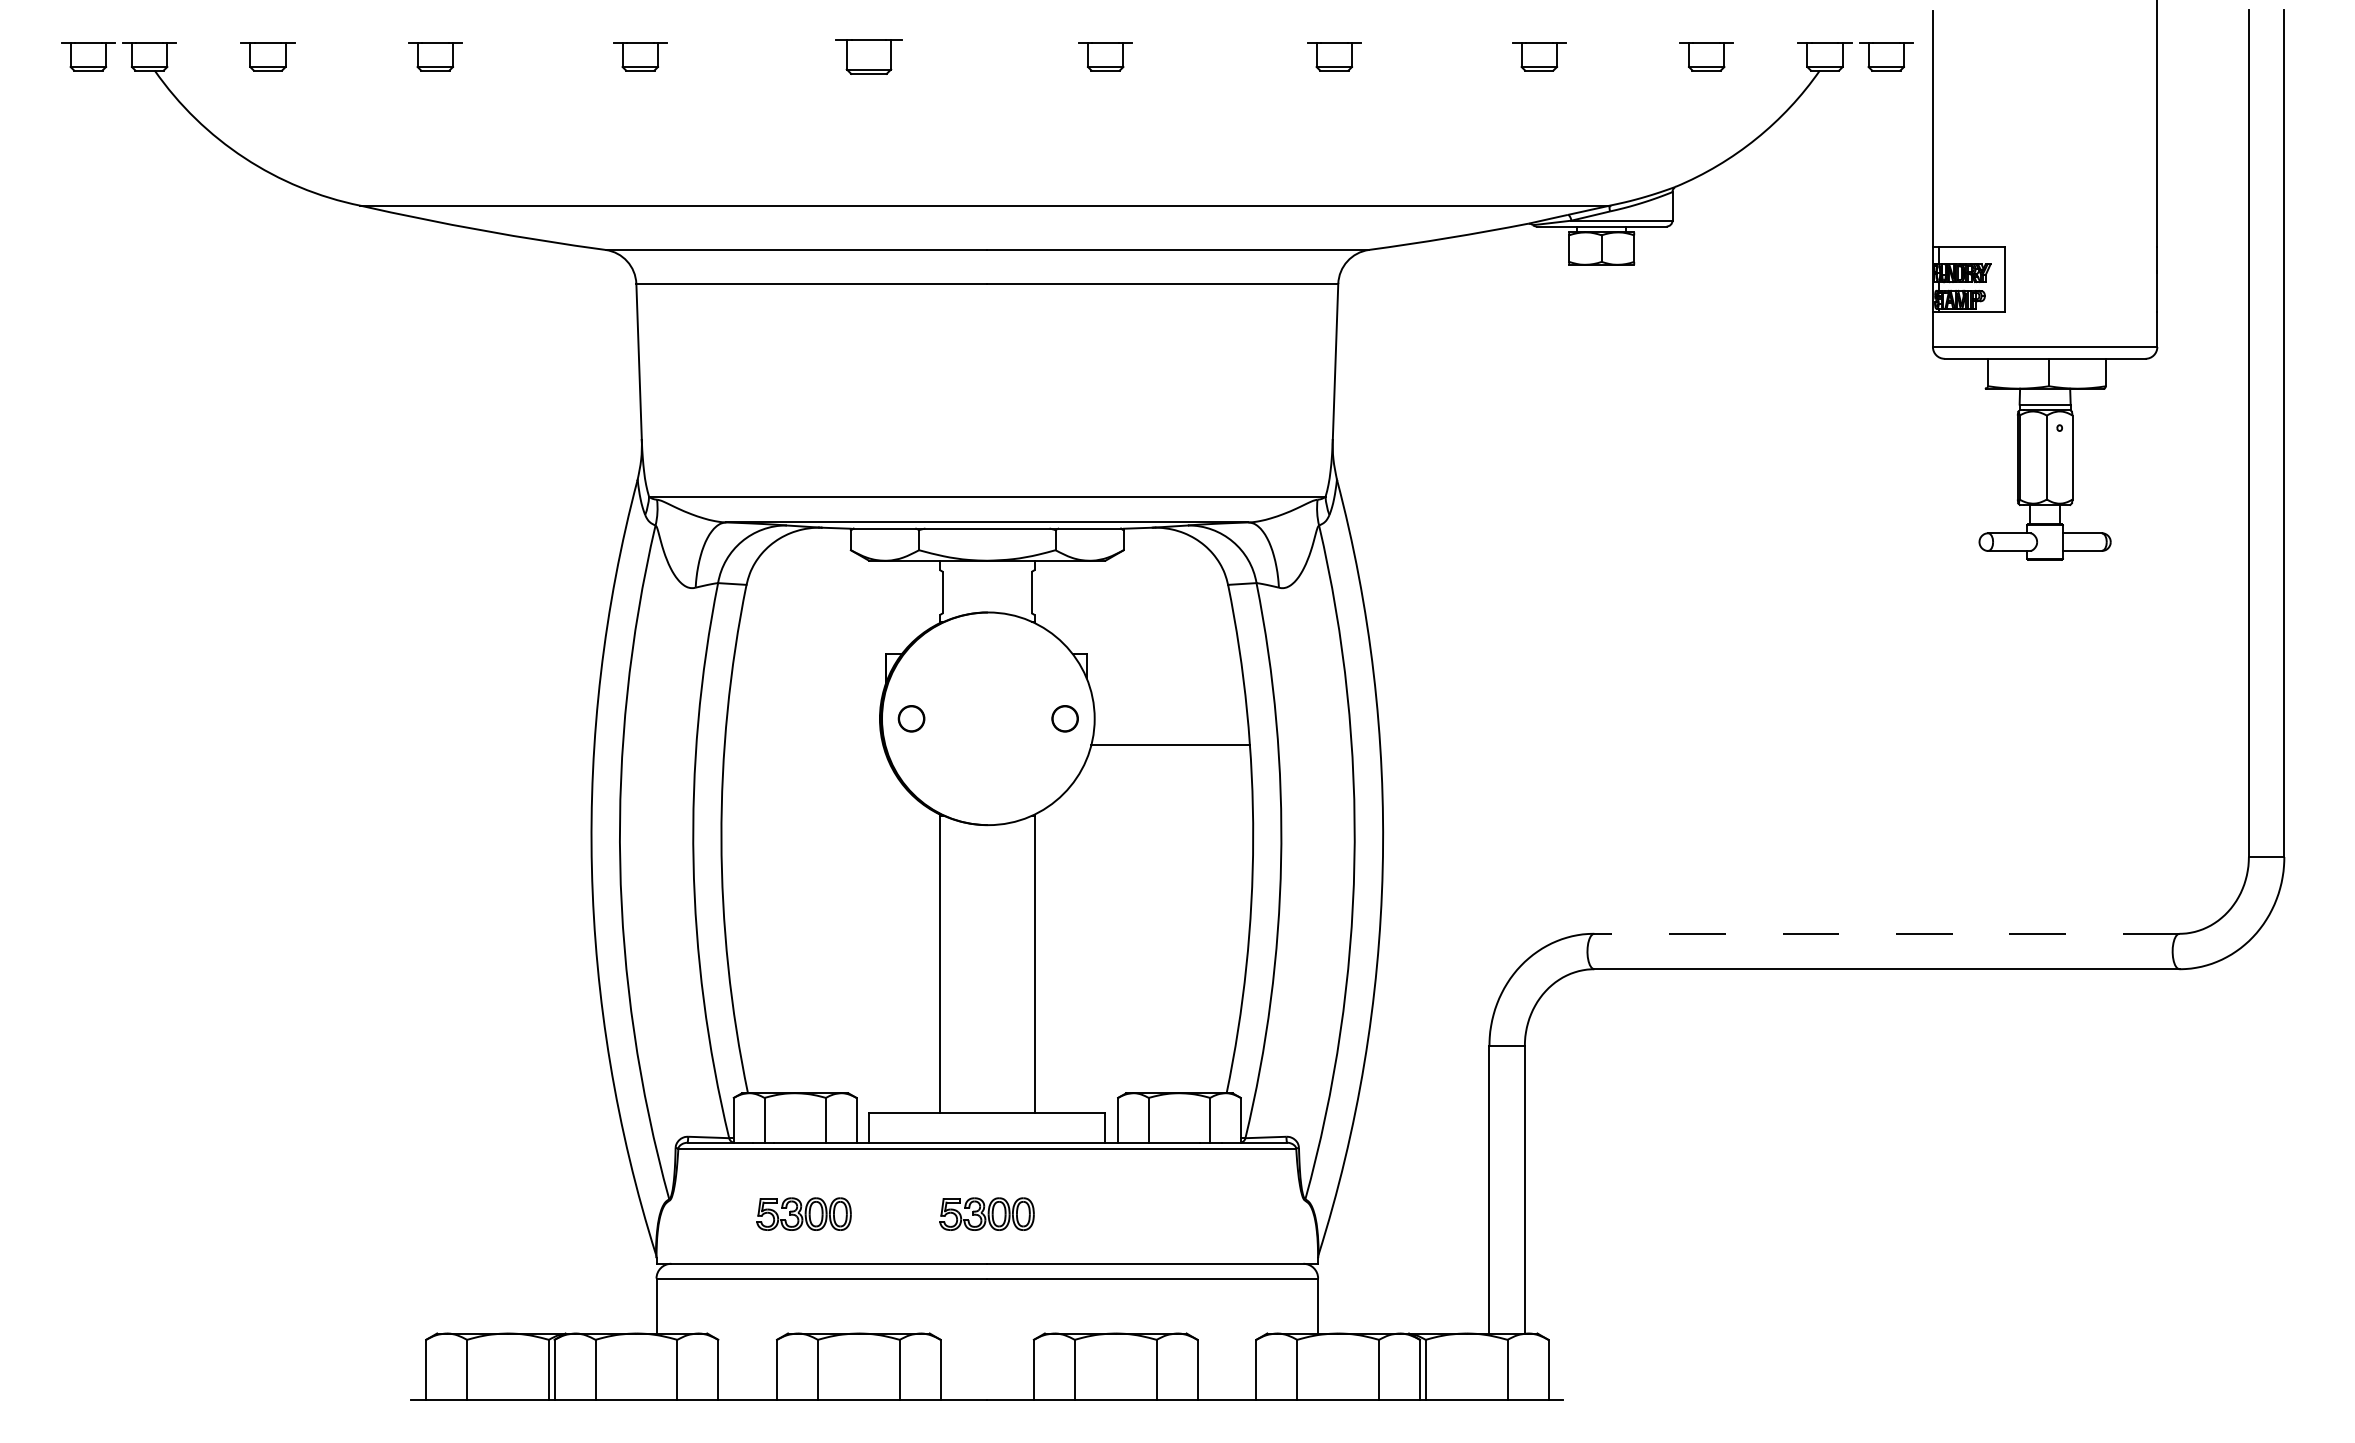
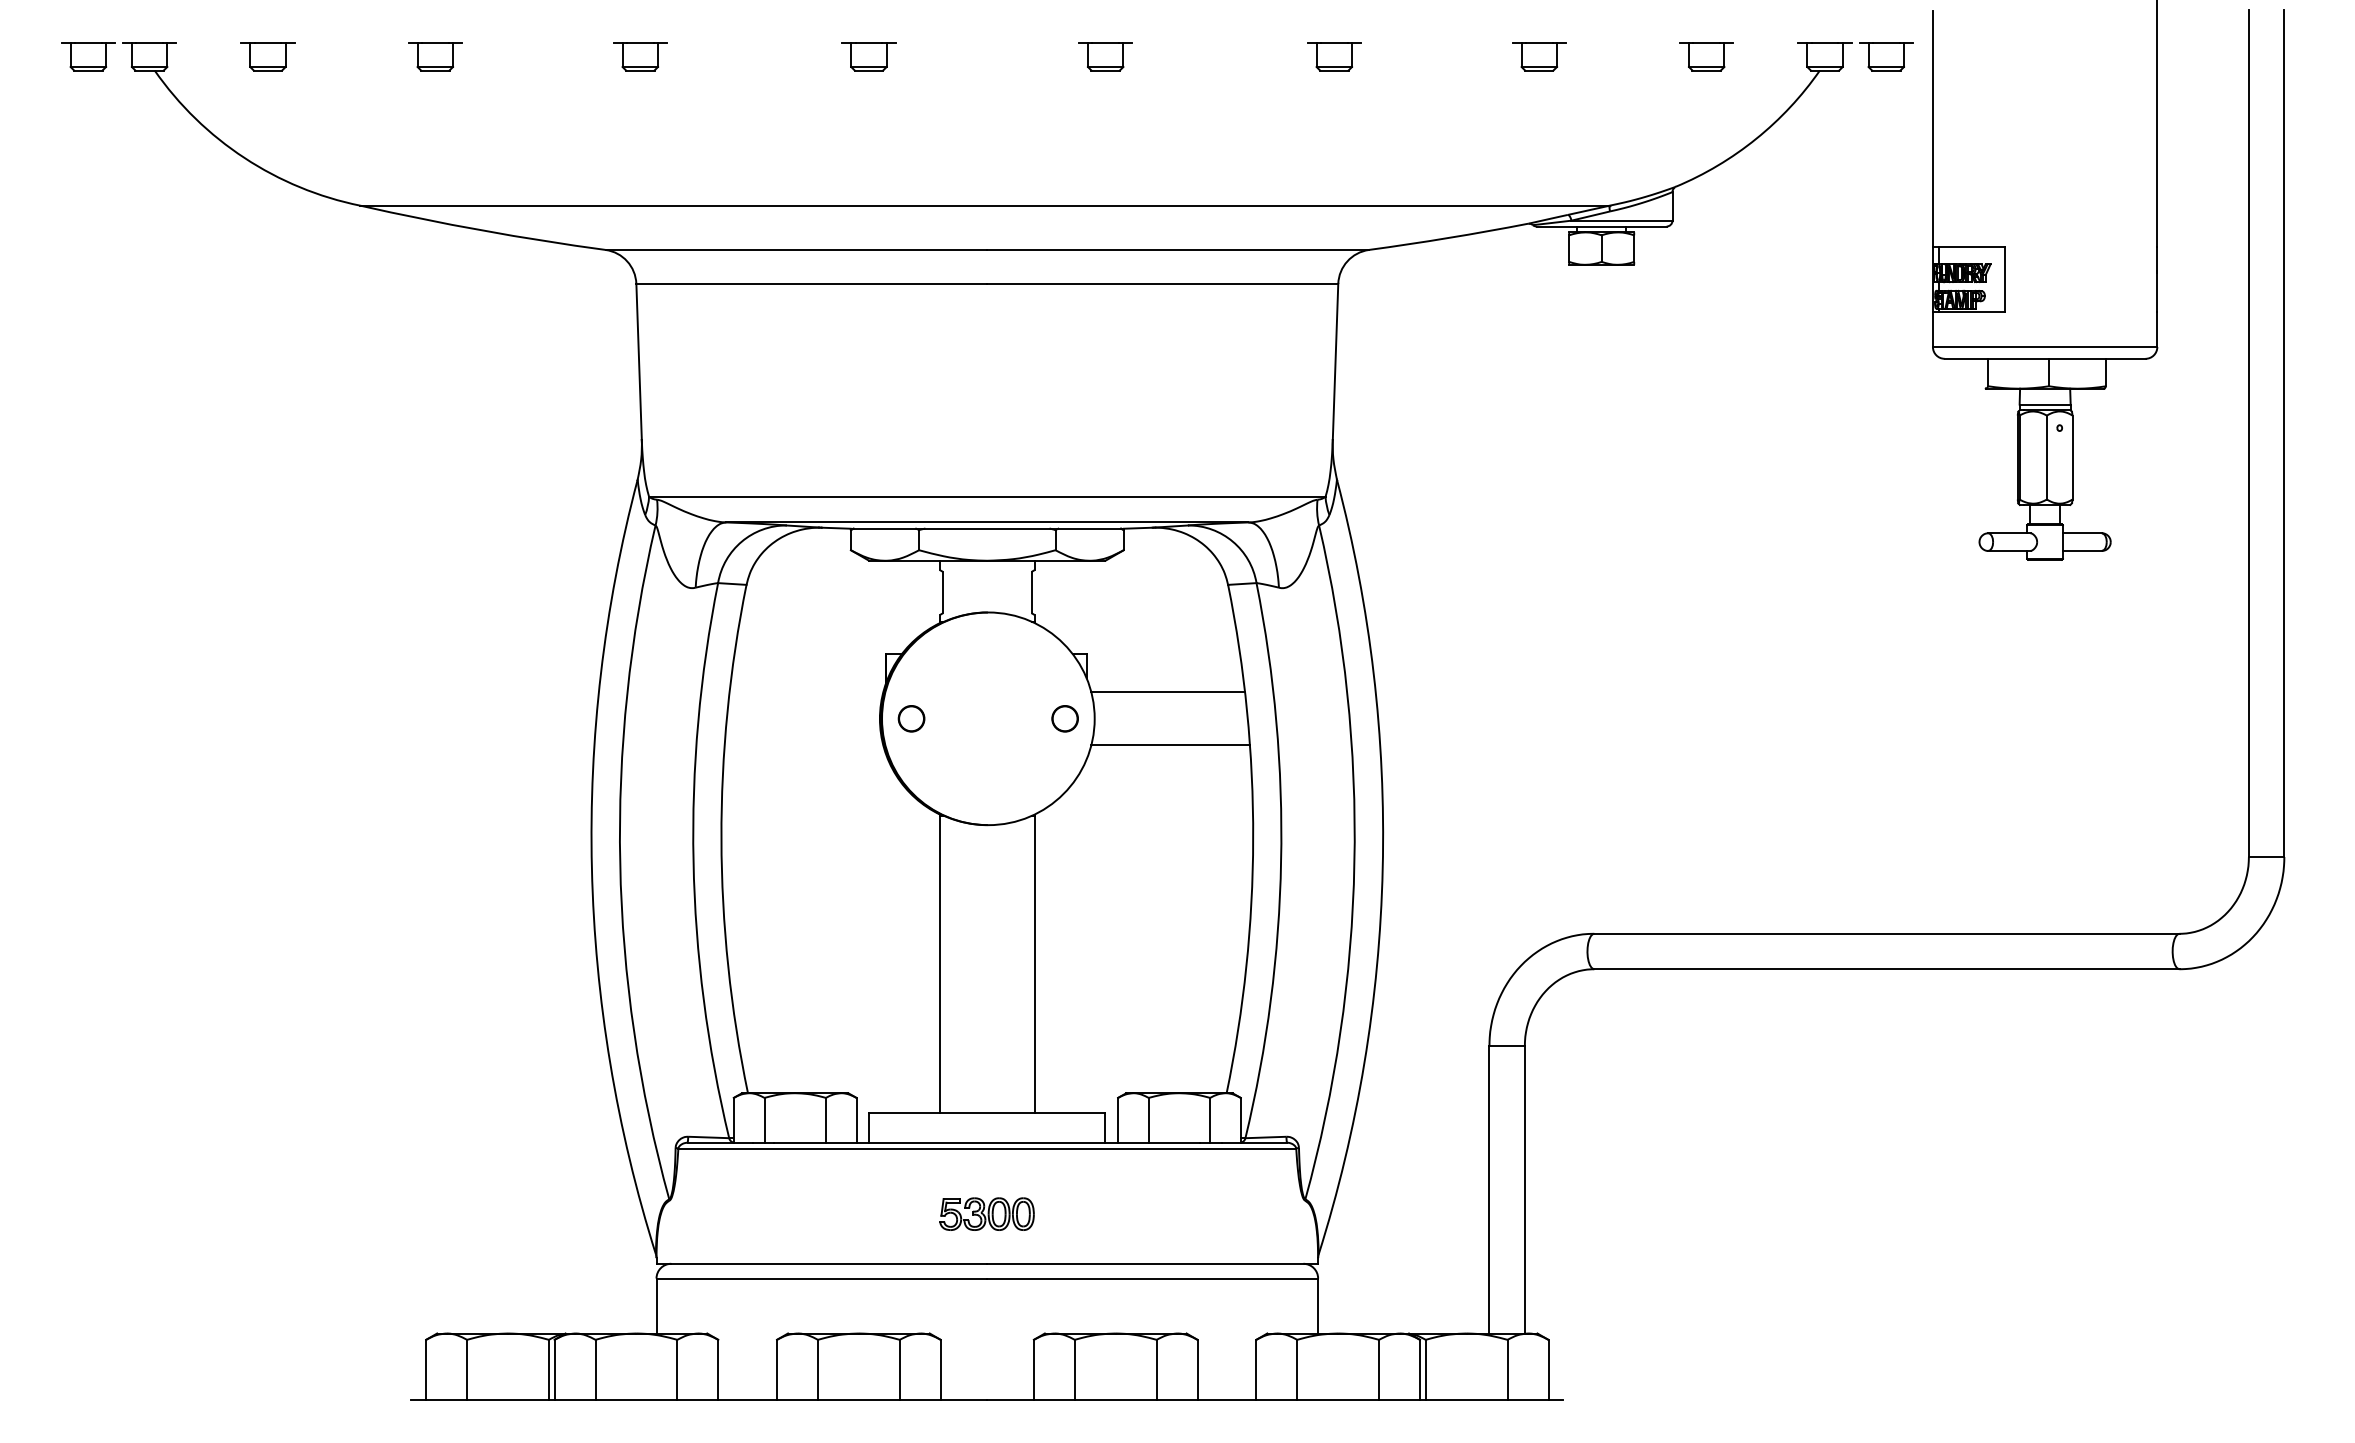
part size: 68x36 px -> 56x30 px (868, 56)
line: none -> present (1168, 692)
line: dashed -> solid (1886, 933)
part: present -> none (803, 1213)
